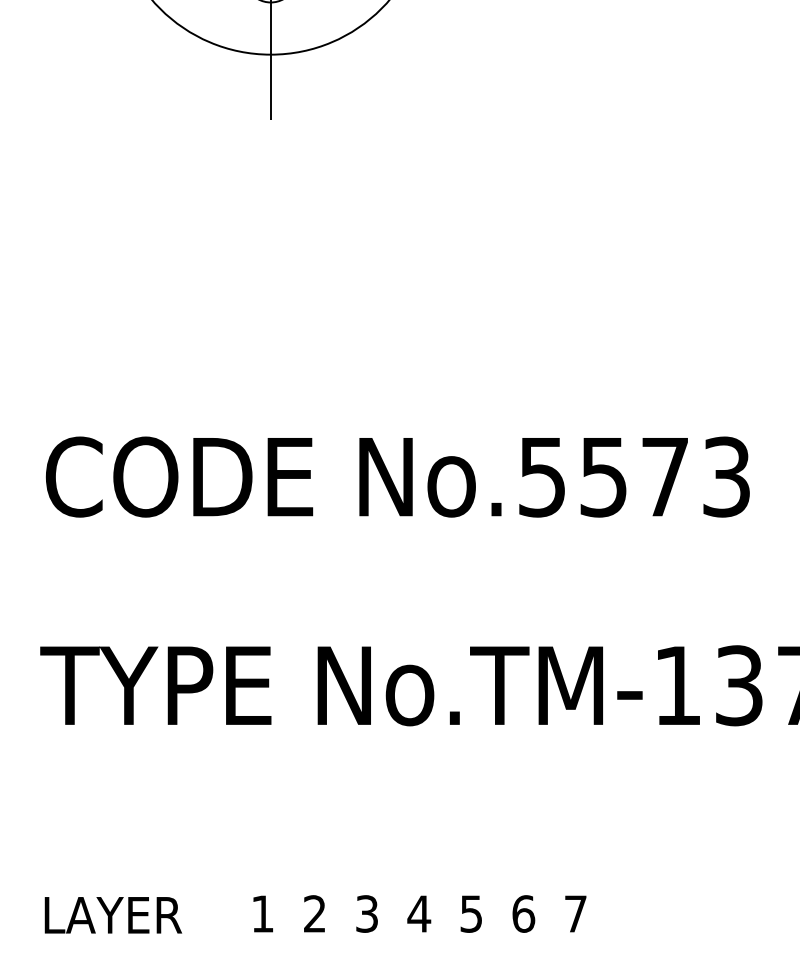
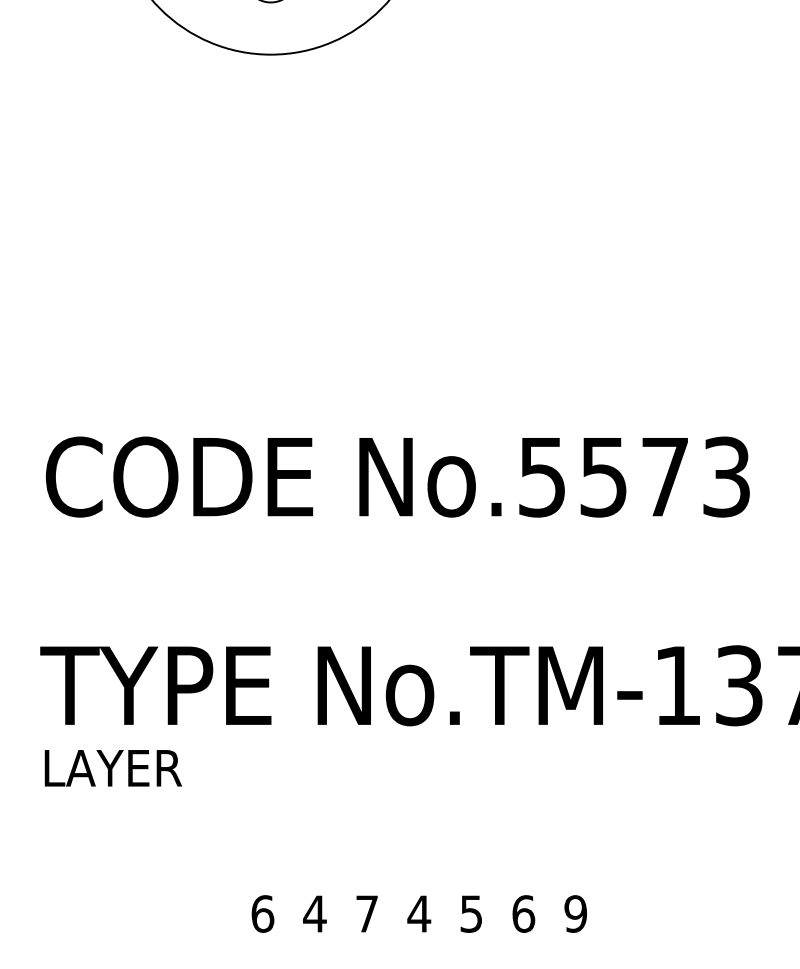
line: present -> none (270, 60)
text: 1 -> 6 (262, 913)
text: 2 -> 4 (314, 913)
text: 3 -> 7 (366, 913)
text: 7 -> 9 (575, 913)
text position: (113, 915) -> (113, 768) (113, 768)
